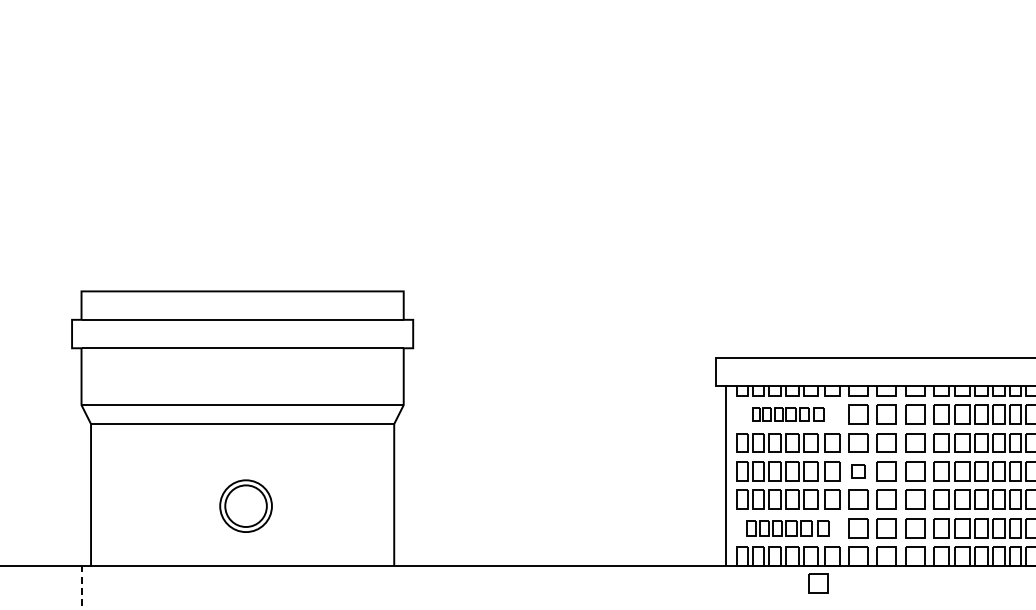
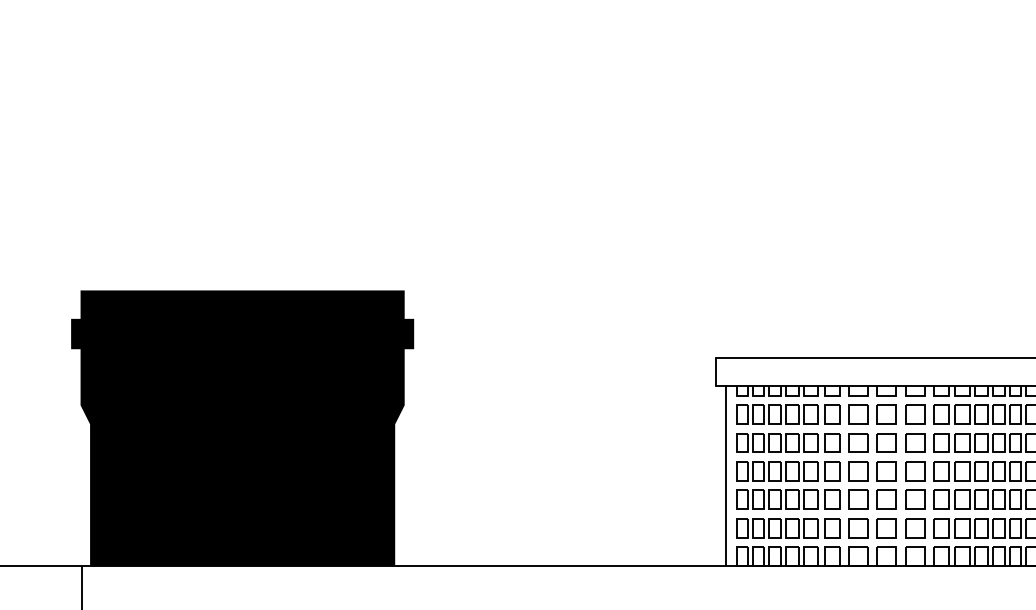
part size: 73x15 px -> 105x21 px (788, 414)
fill: none -> present (242, 428)
part size: 15x15 px -> 21x21 px (858, 471)
part size: 84x17 px -> 105x21 px (788, 528)
part: present -> none (818, 583)
line: dashed -> solid (81, 587)
